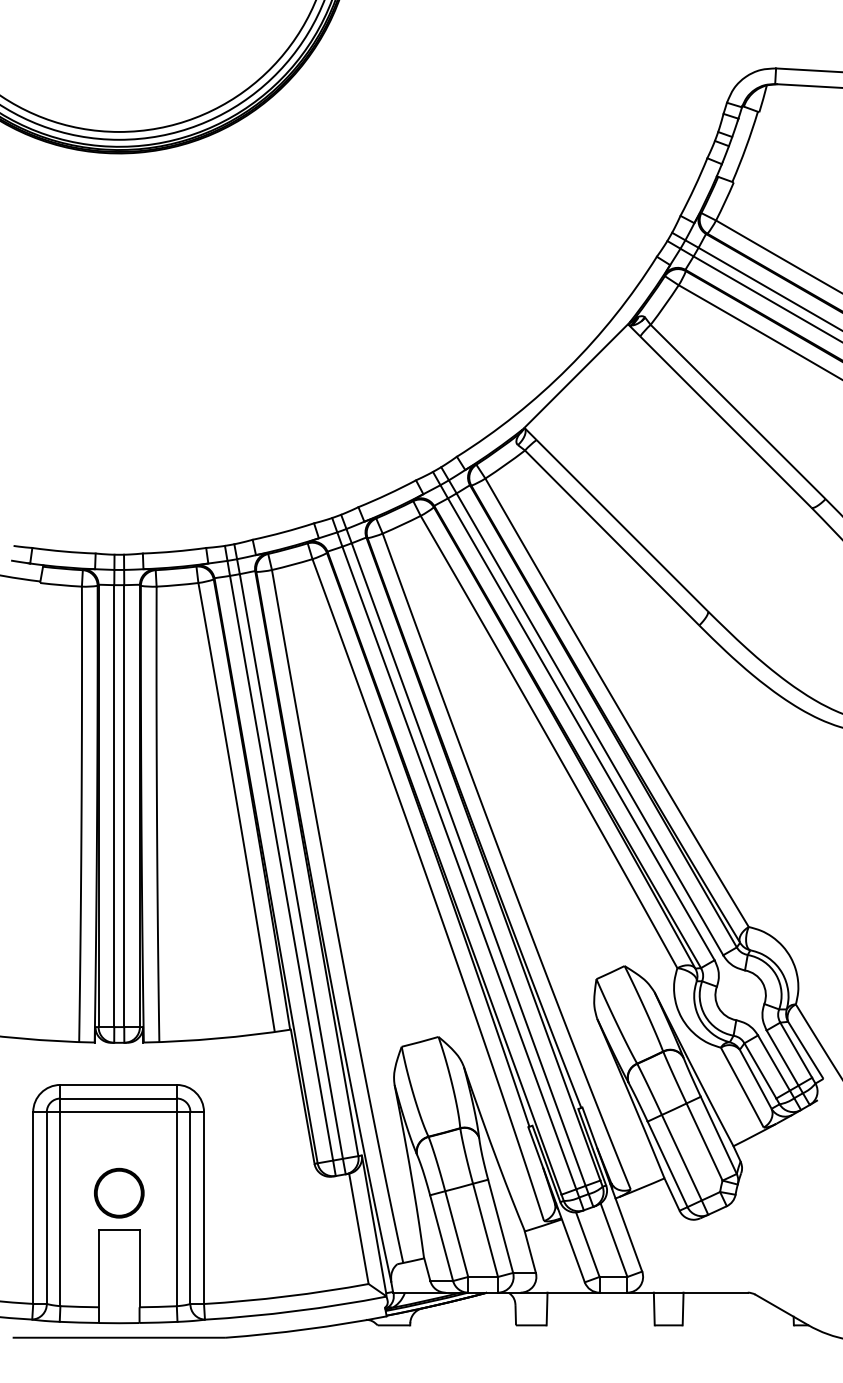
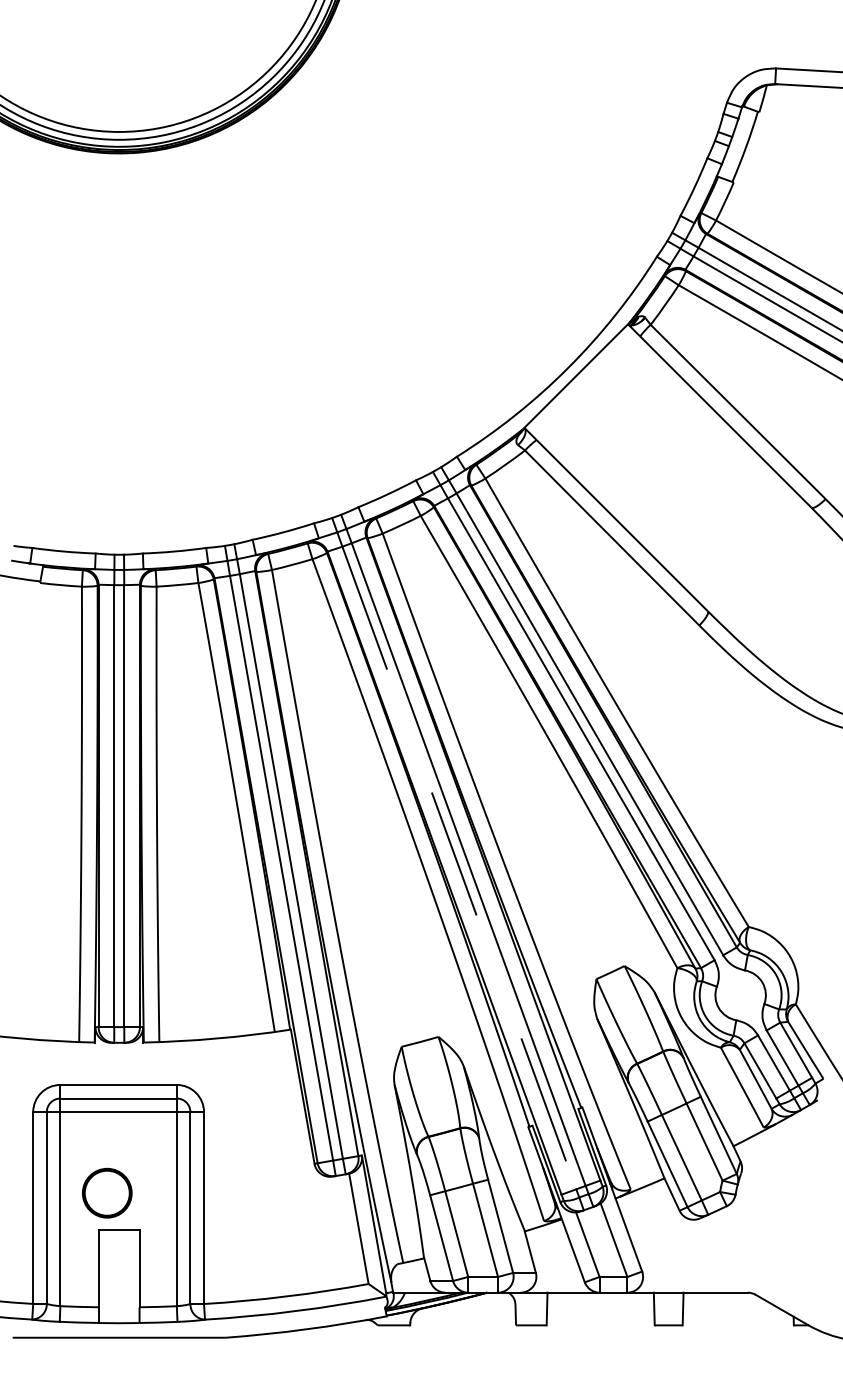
line: solid -> dashed (459, 868)
part position: (119, 1192) -> (107, 1192) (107, 1192)
